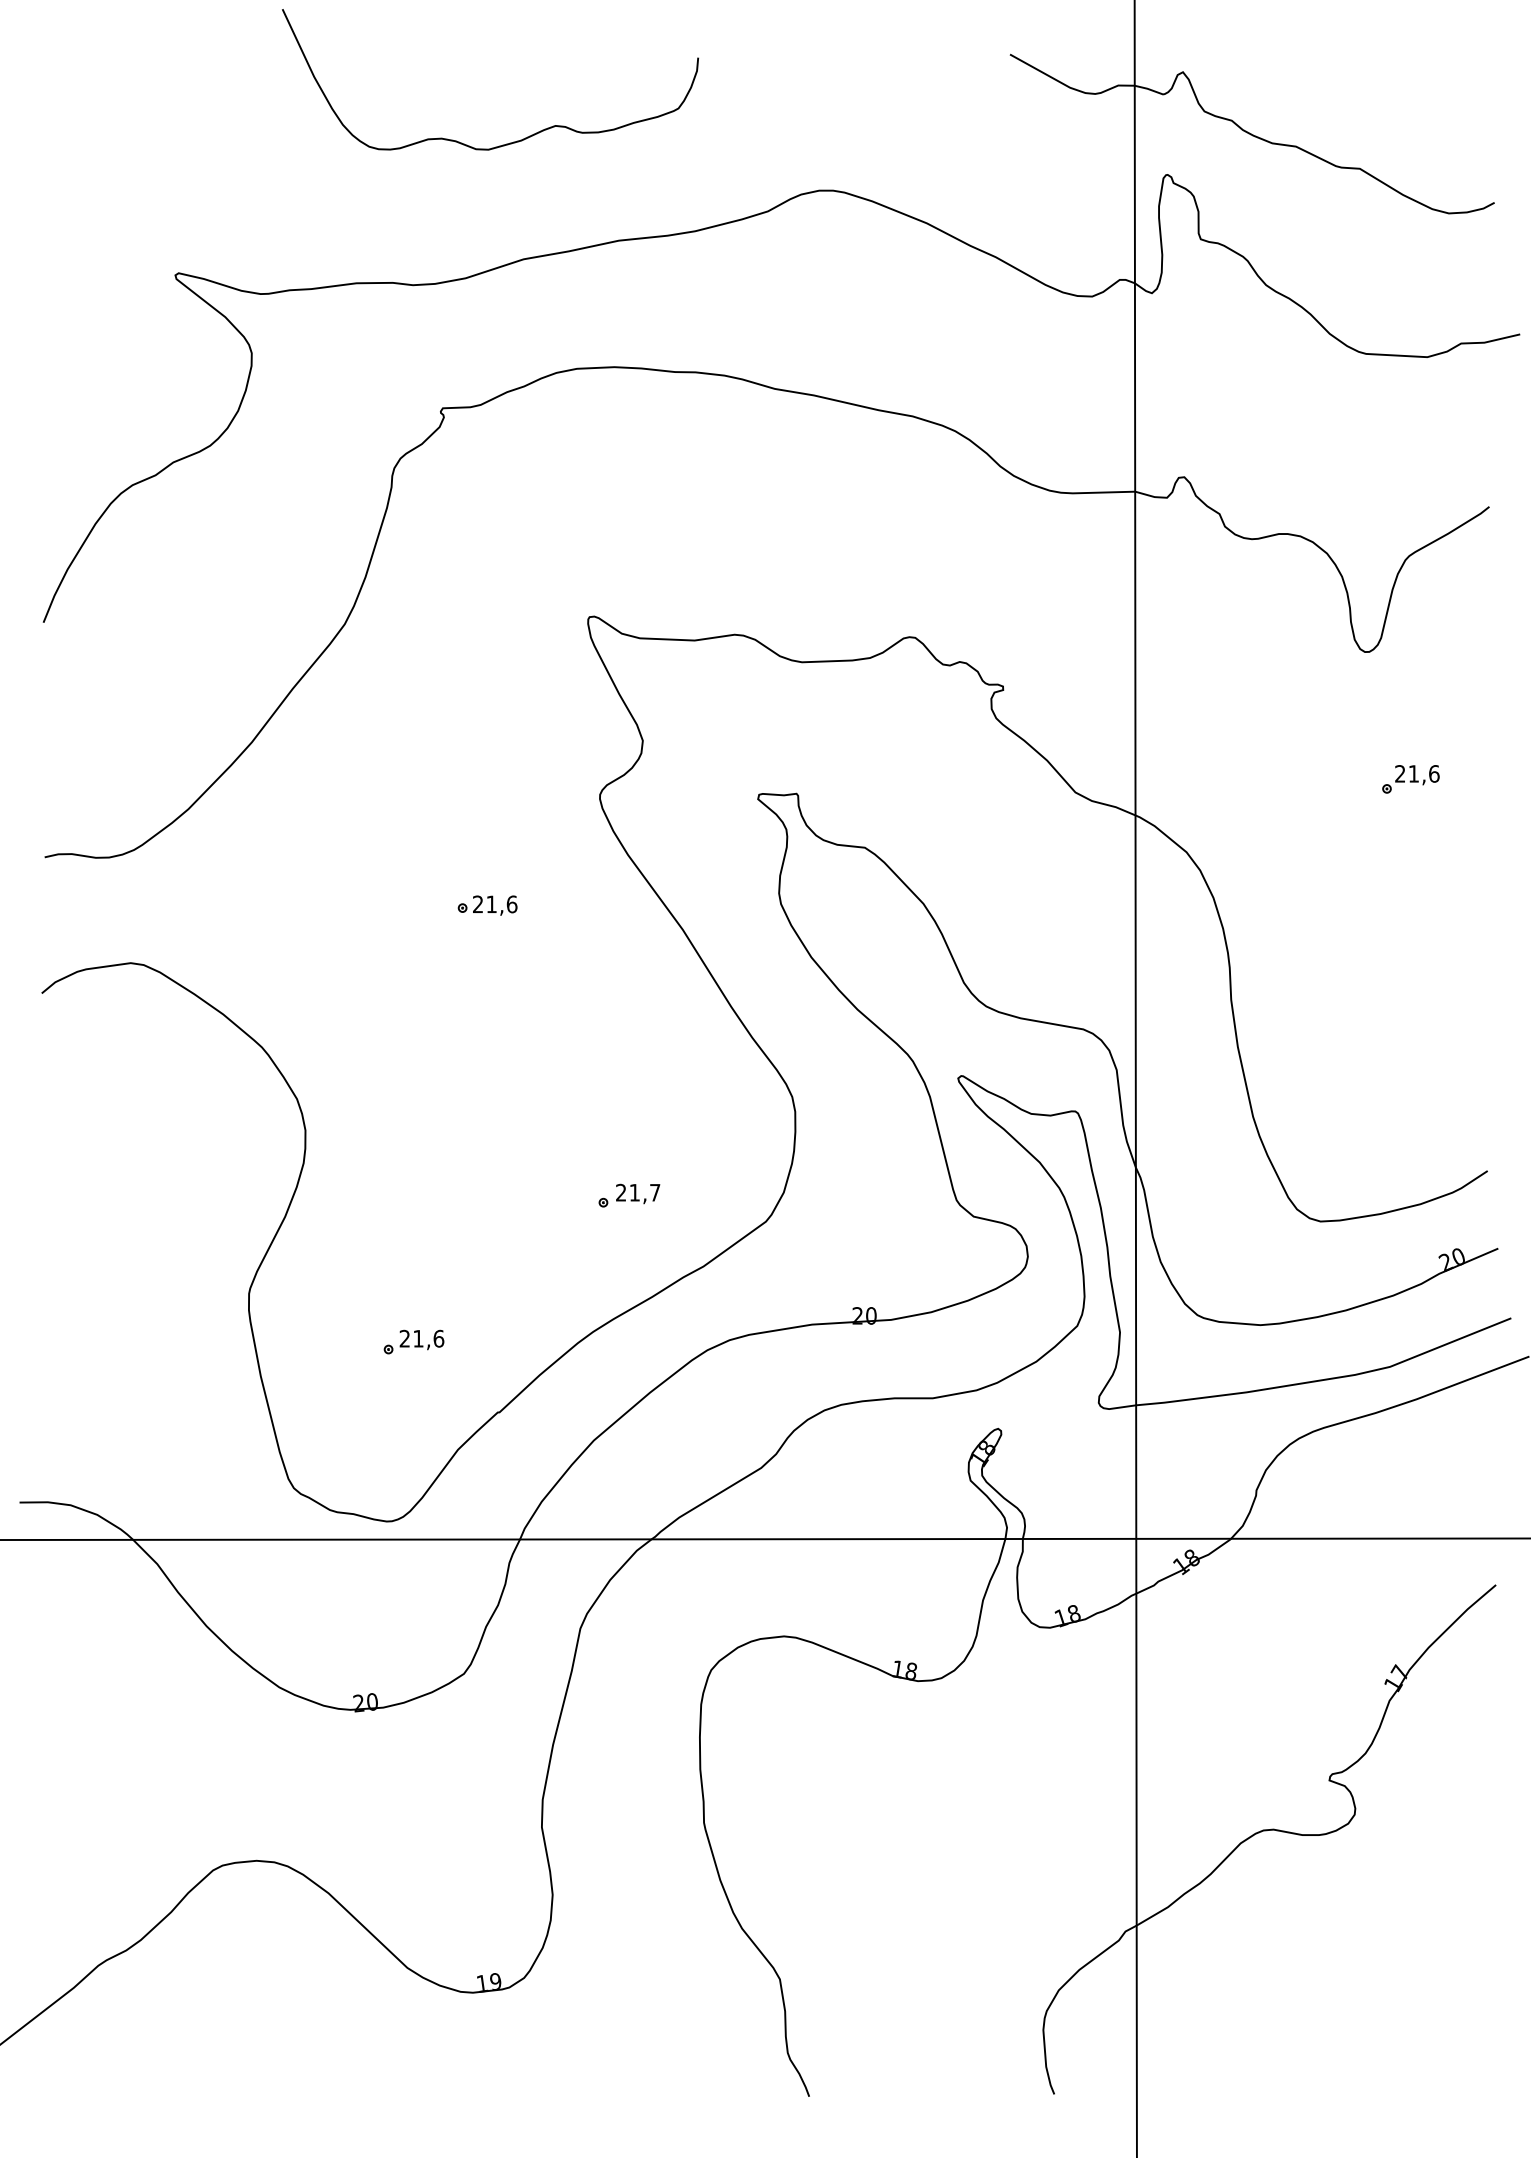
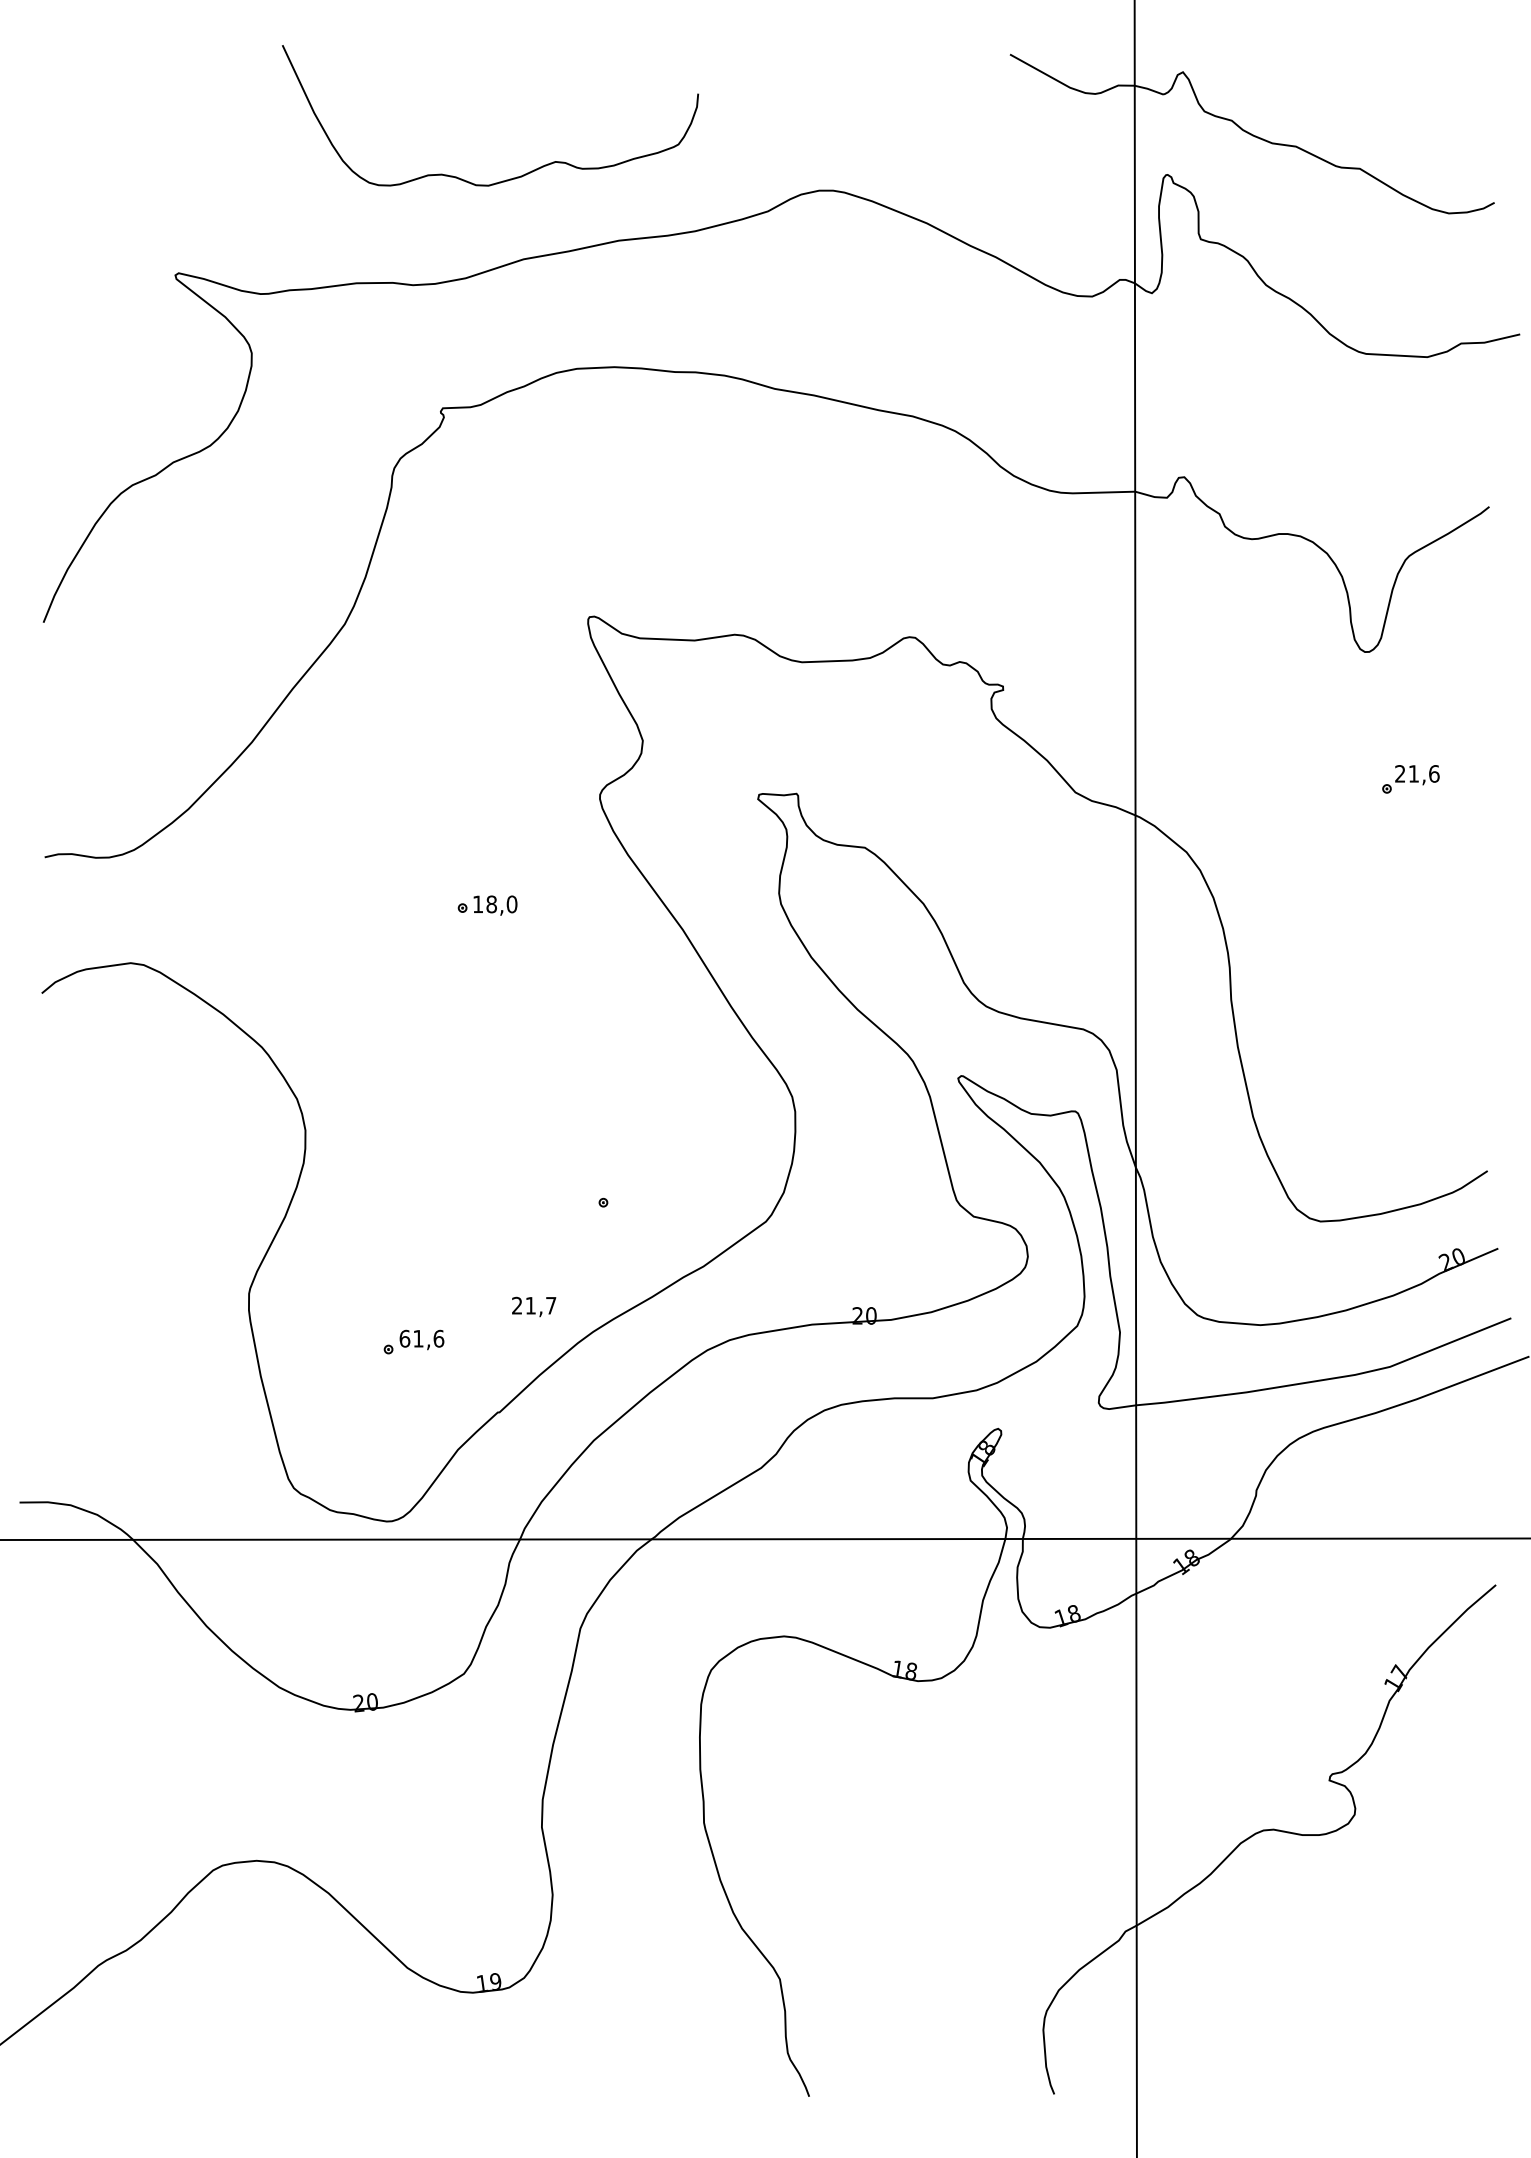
curve position: (506, 143) -> (506, 179) (506, 179)
text: 21,6 -> 18,0 (495, 904)
text position: (638, 1193) -> (534, 1306) (534, 1306)
text: 21,6 -> 61,6 (404, 1338)
